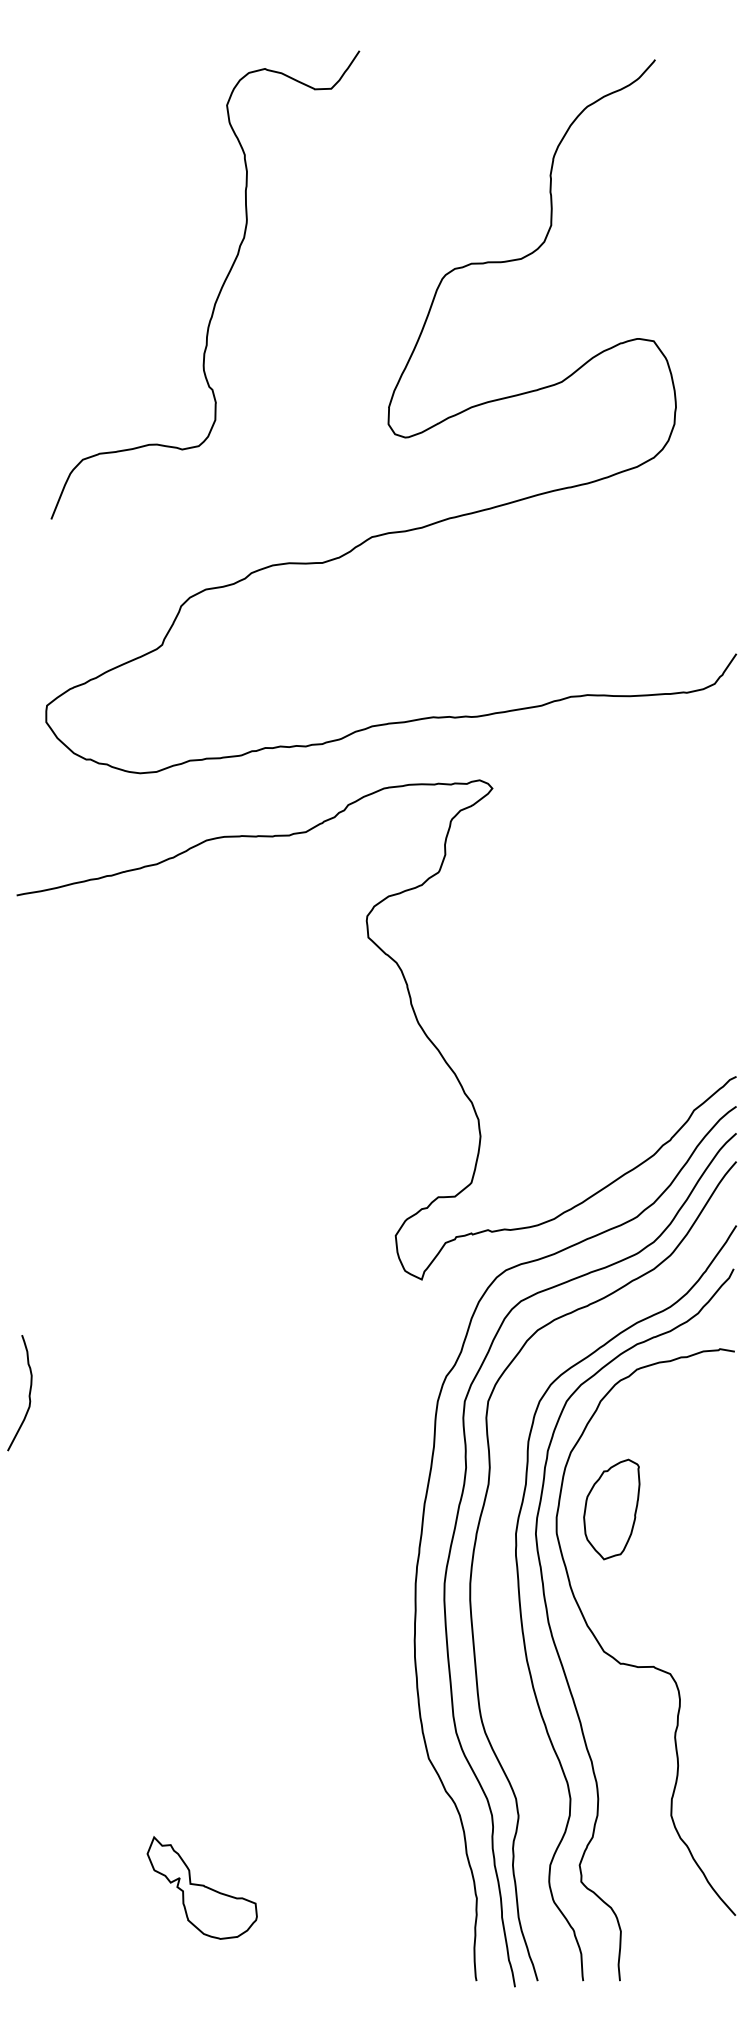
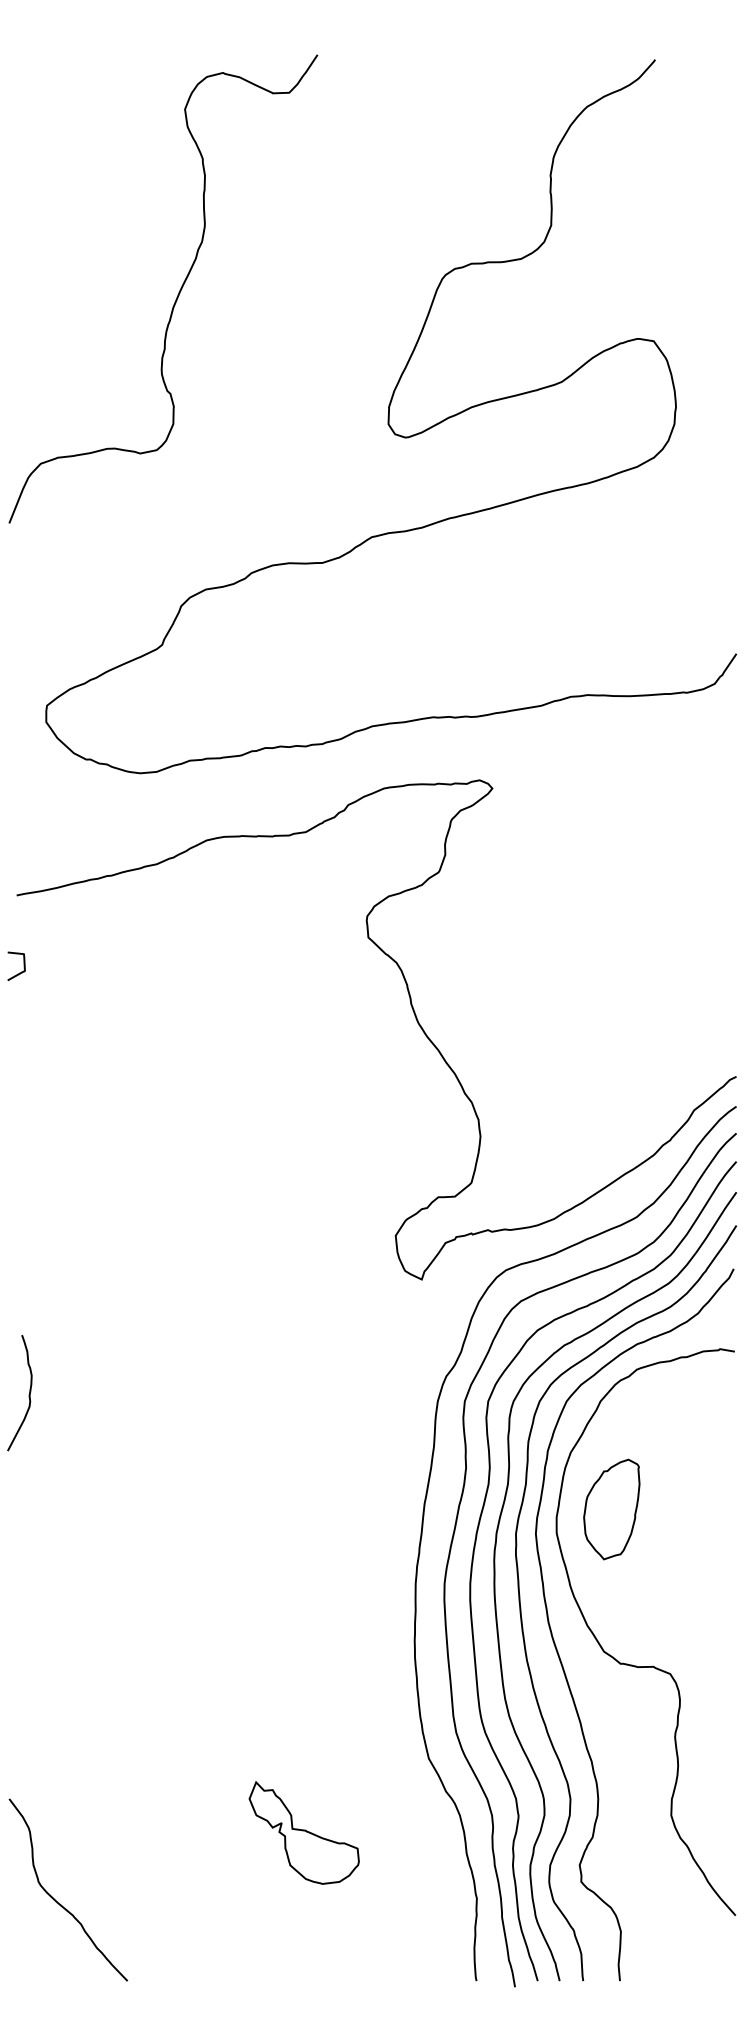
curve position: (219, 290) -> (177, 294) (177, 294)
curve: none -> present (23, 965)
curve: none -> present (495, 1586)
part position: (201, 1887) -> (303, 1832) (303, 1832)
curve: none -> present (60, 1903)
